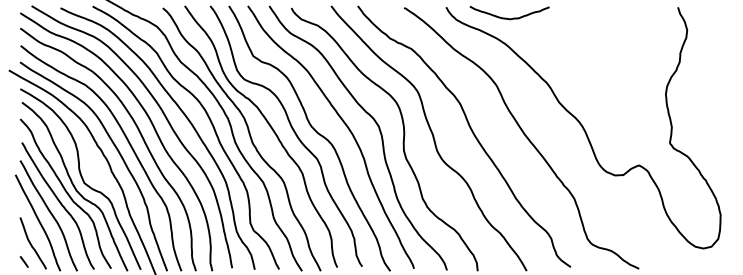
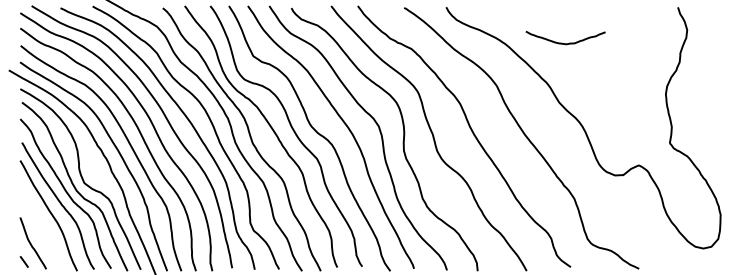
curve position: (506, 17) -> (562, 42) (562, 42)
curve: present -> none (38, 222)
